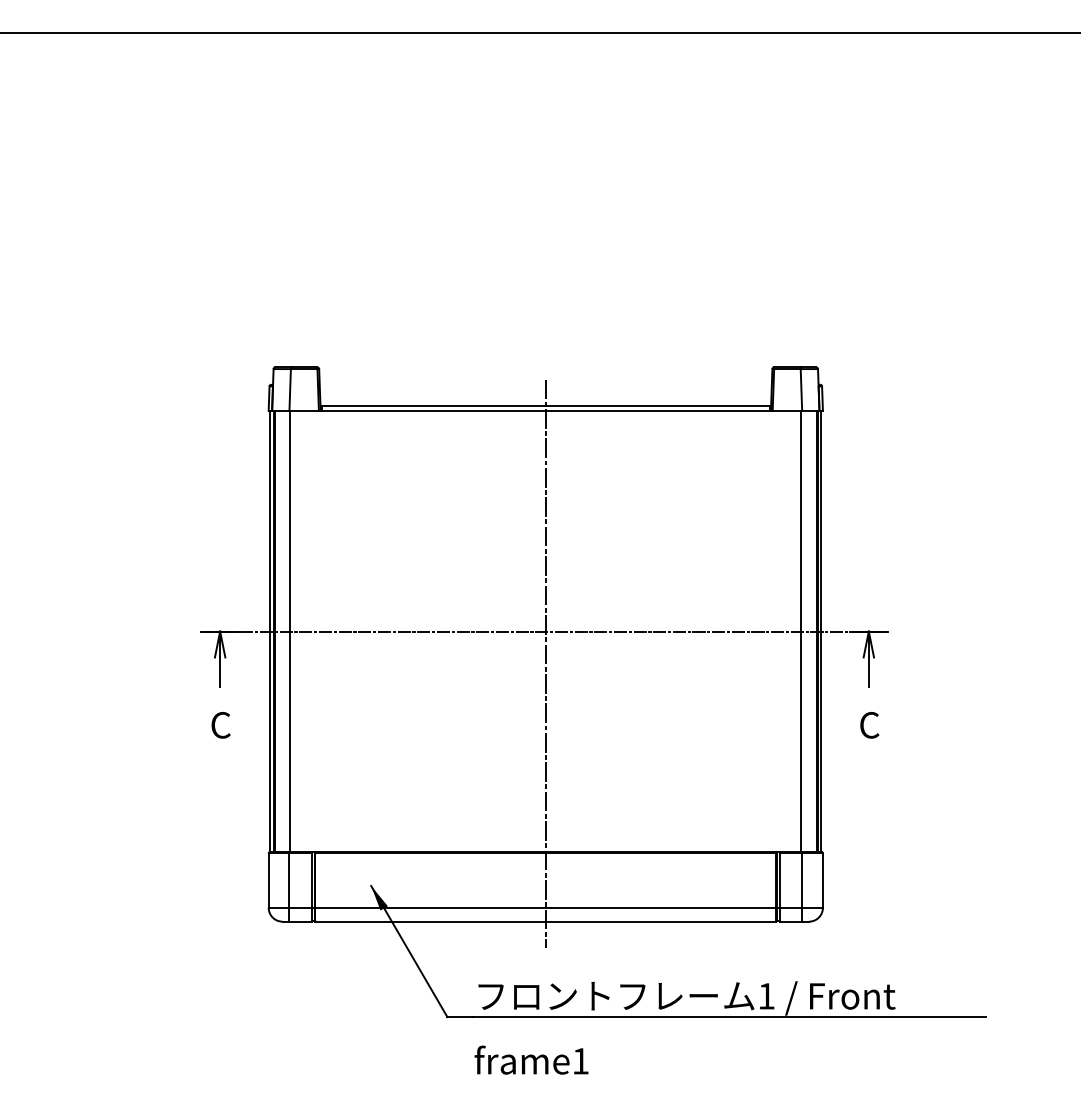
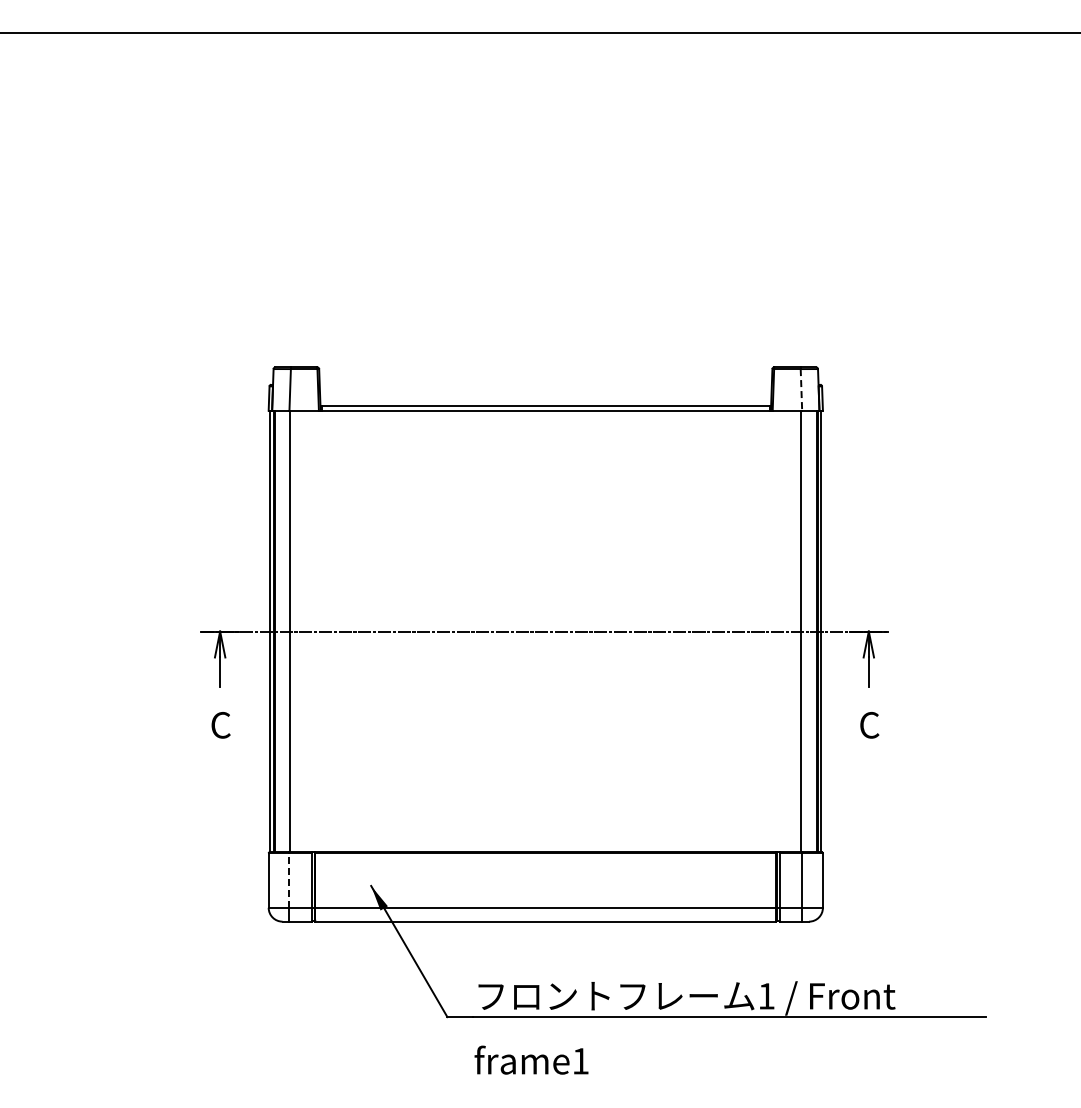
line: solid -> dashed (801, 389)
line: present -> none (545, 663)
line: solid -> dashed (289, 880)
